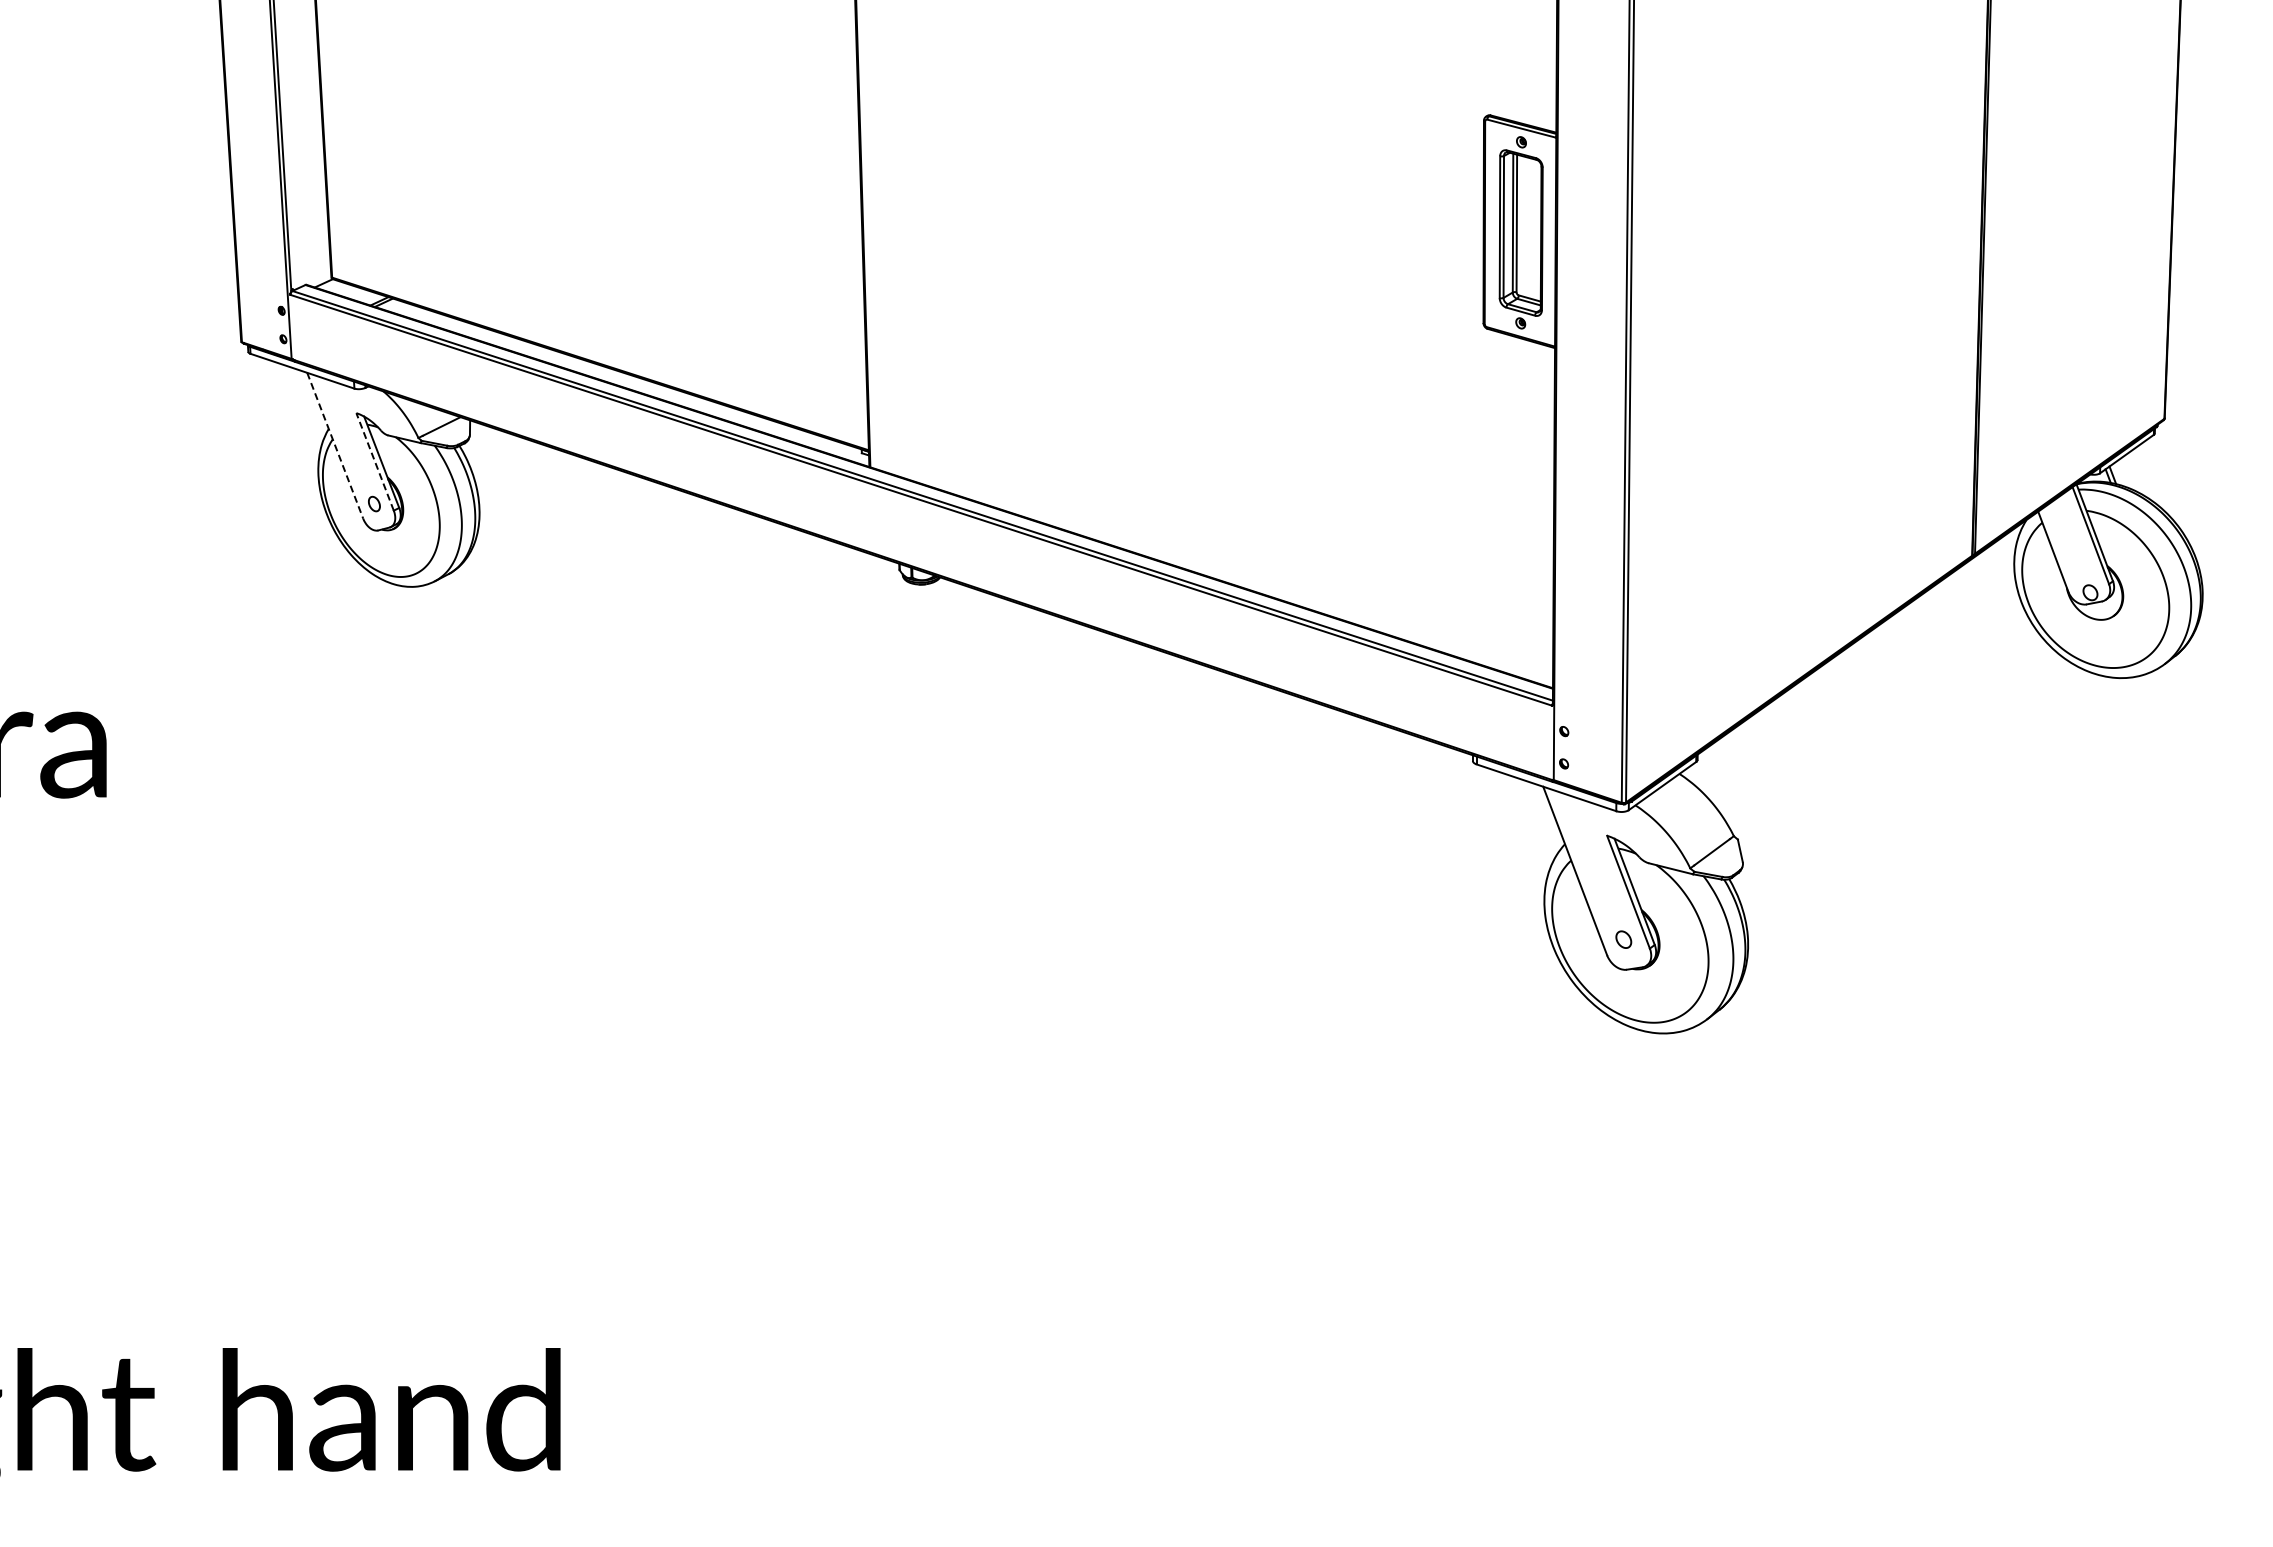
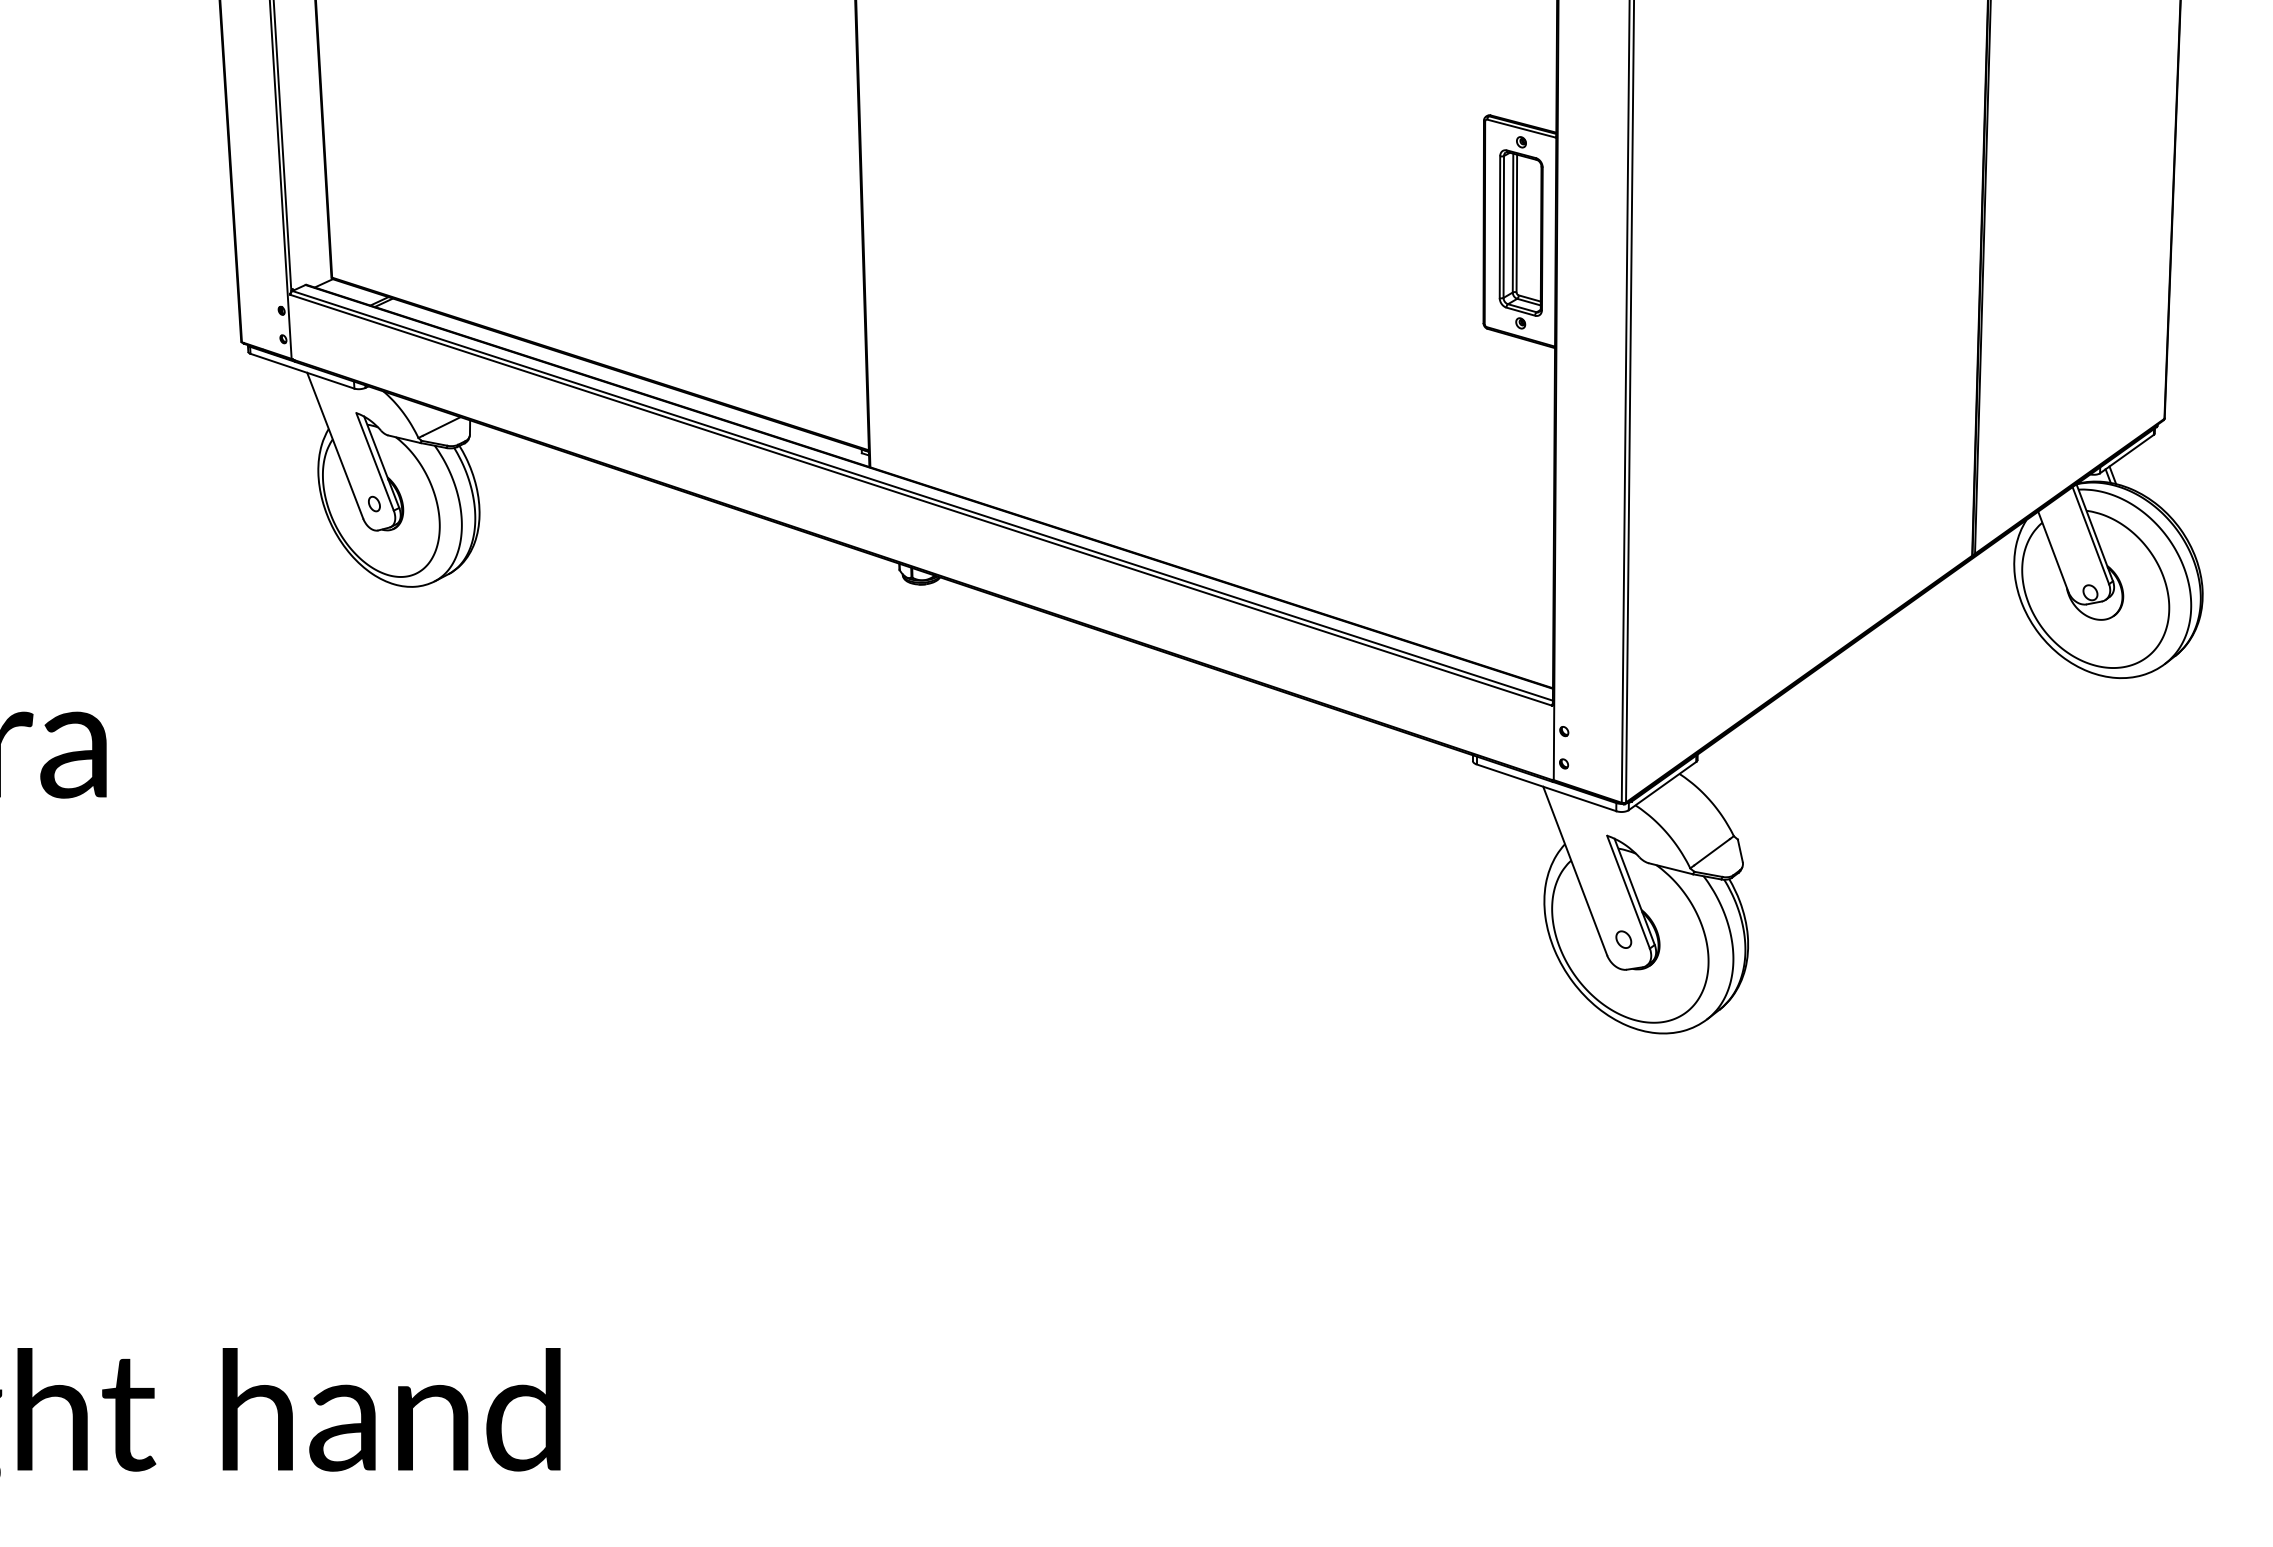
line: dashed -> solid (335, 446)
line: dashed -> solid (374, 461)
